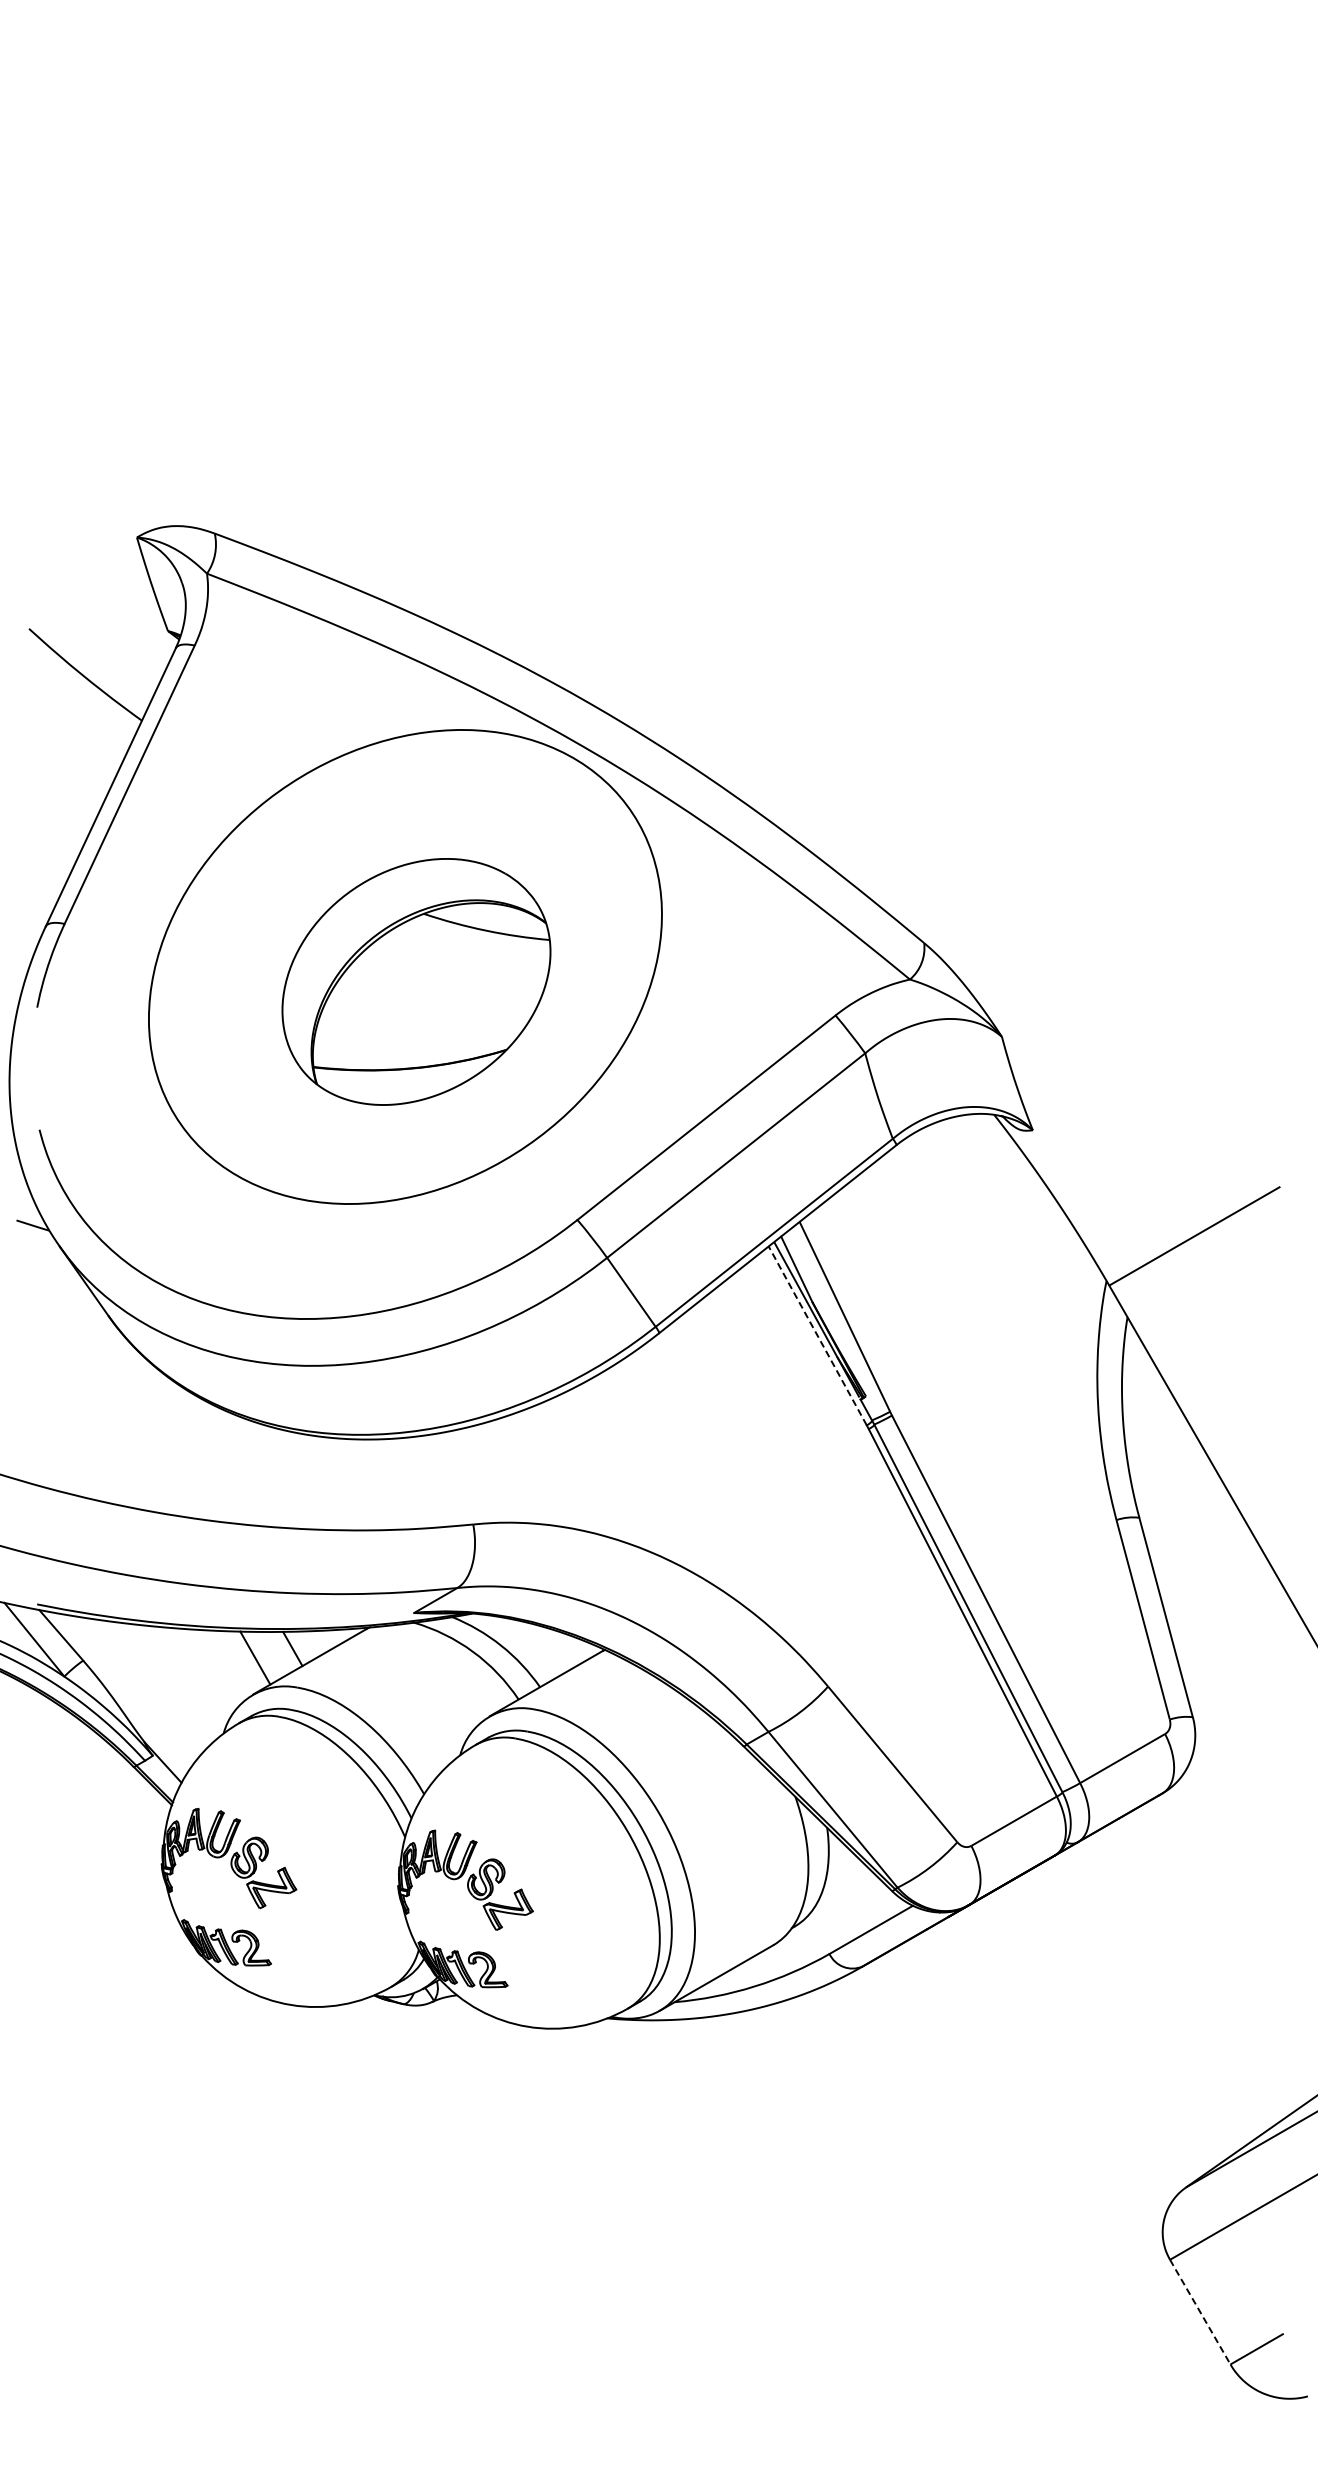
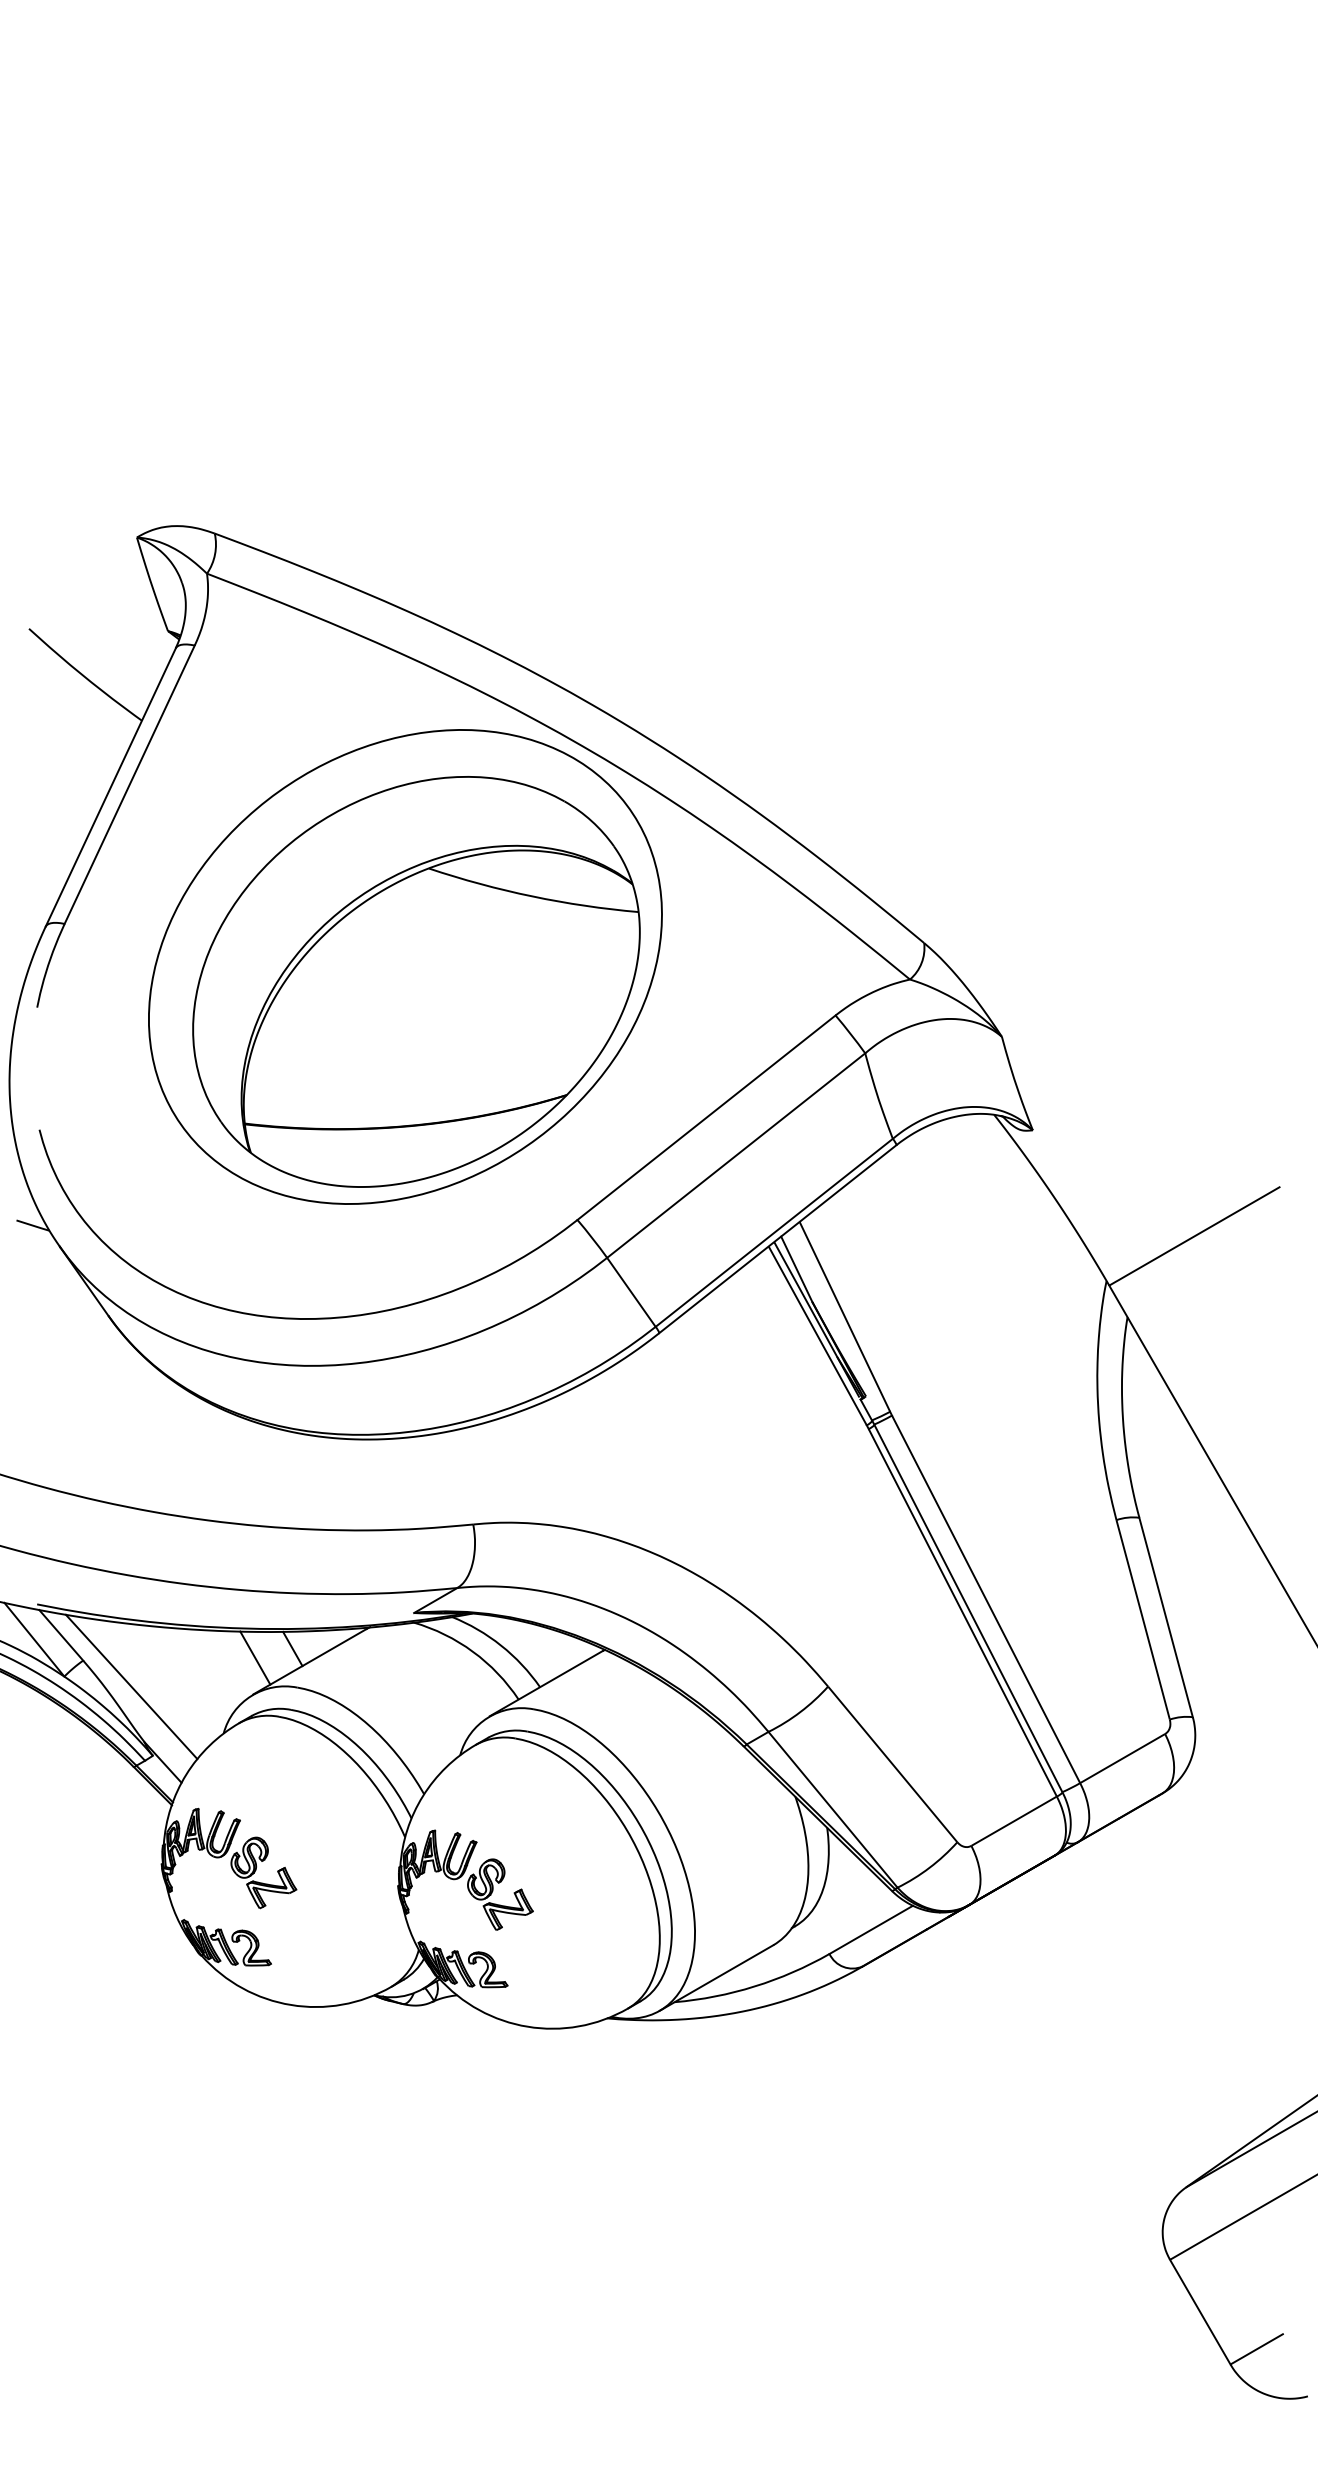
part size: 271x248 px -> 449x412 px (416, 981)
line: dashed -> solid (817, 1335)
line: none -> present (131, 1686)
line: dashed -> solid (1200, 2312)
